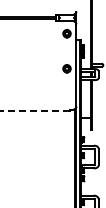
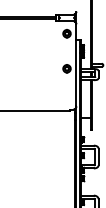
line: dashed -> solid (35, 111)
